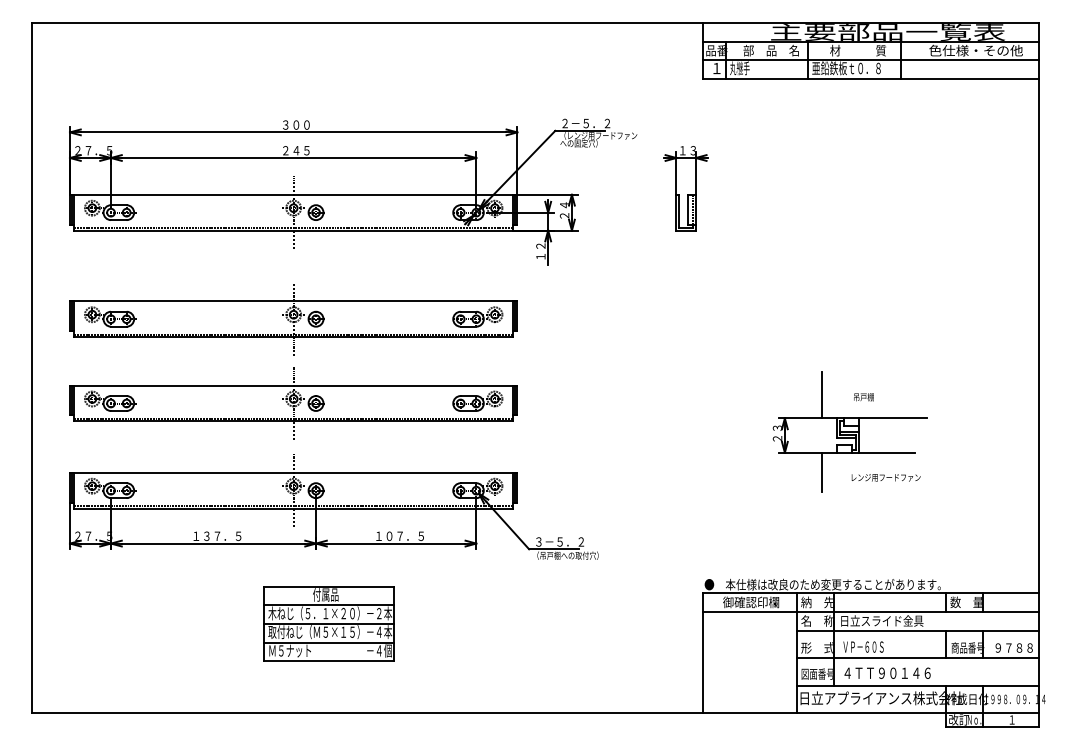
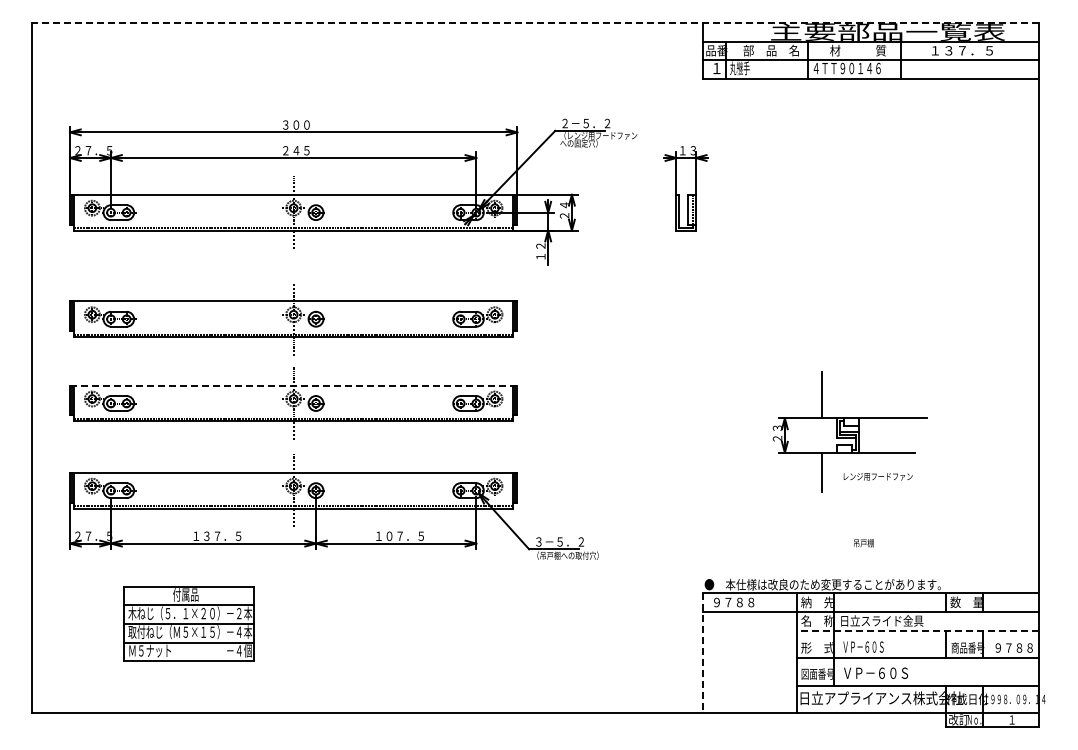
line: solid -> dashed (535, 22)
text: 色仕様・その他 -> １３７．５ (975, 50)
text: 亜鉛鉄板ｔ０．８ -> ４ＴＴ９０１４６ (846, 68)
line: solid -> dashed (293, 385)
text position: (863, 397) -> (863, 543) (863, 543)
text position: (885, 477) -> (877, 476) (877, 476)
text: 御確認印欄 -> ９７８８ (746, 602)
part position: (328, 623) -> (188, 623) (188, 623)
line: solid -> dashed (917, 630)
line: solid -> dashed (703, 652)
text: ４ＴＴ９０１４６ -> ＶＰ－６０Ｓ (887, 672)
